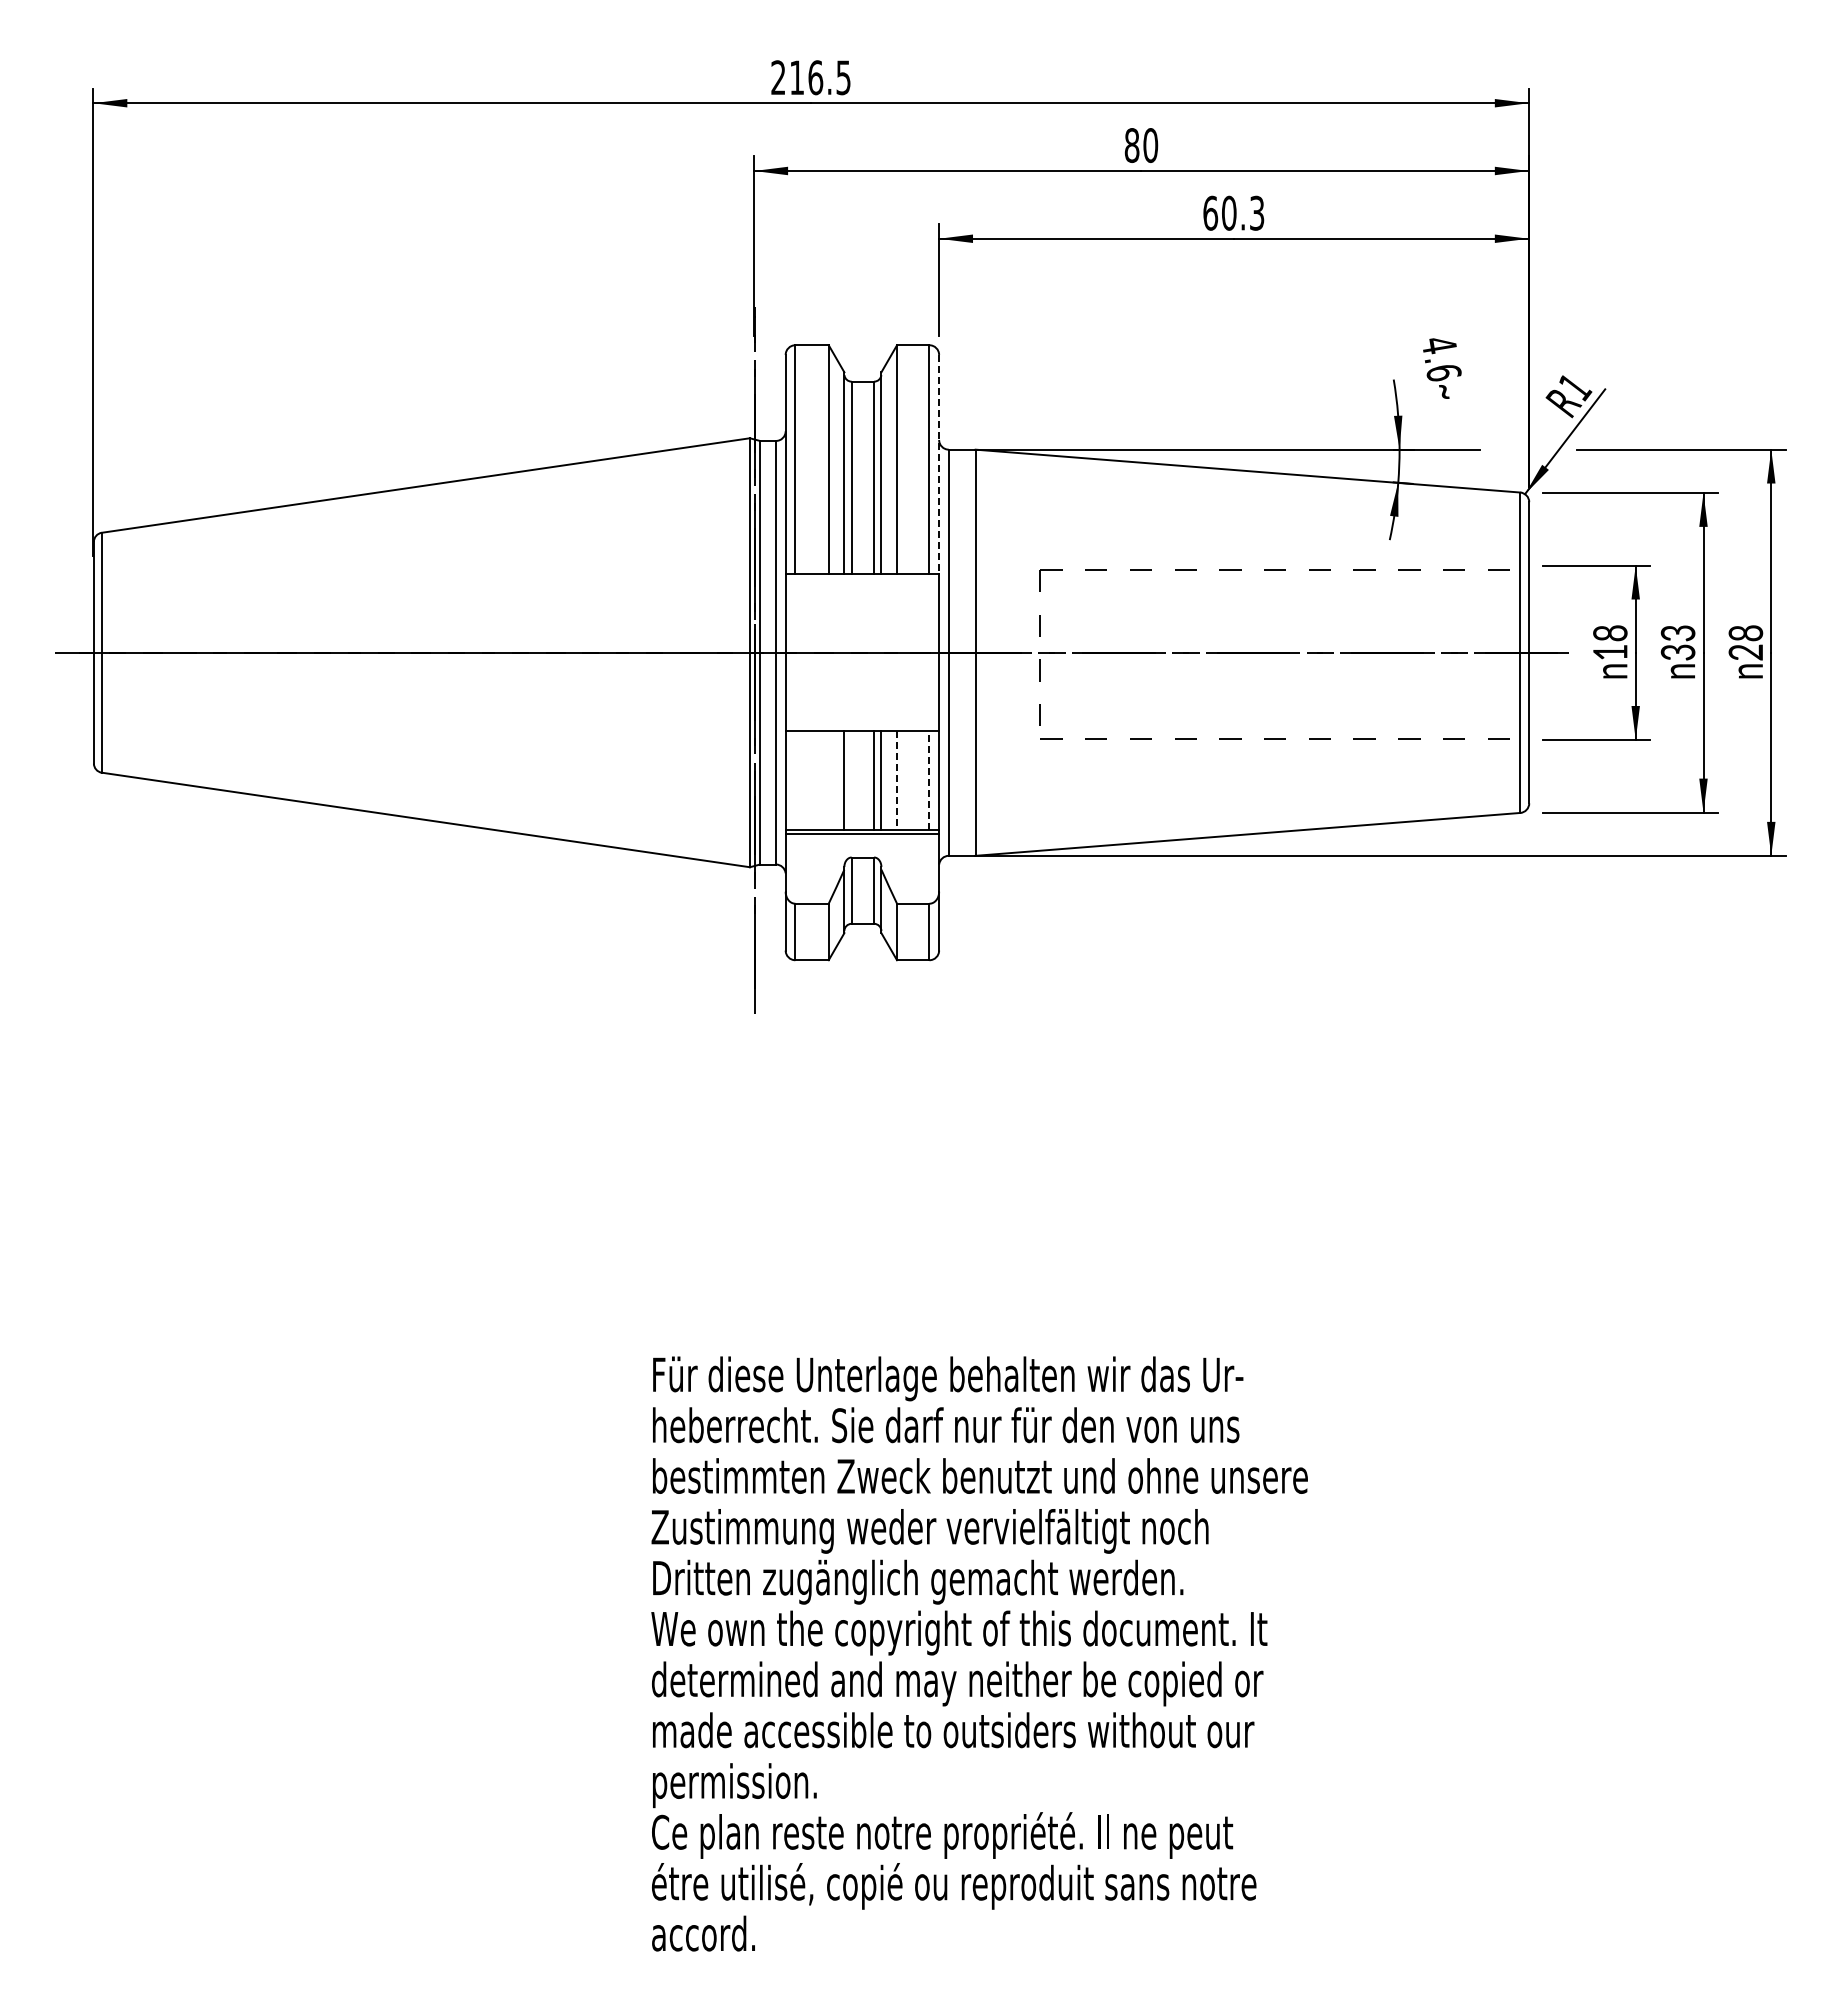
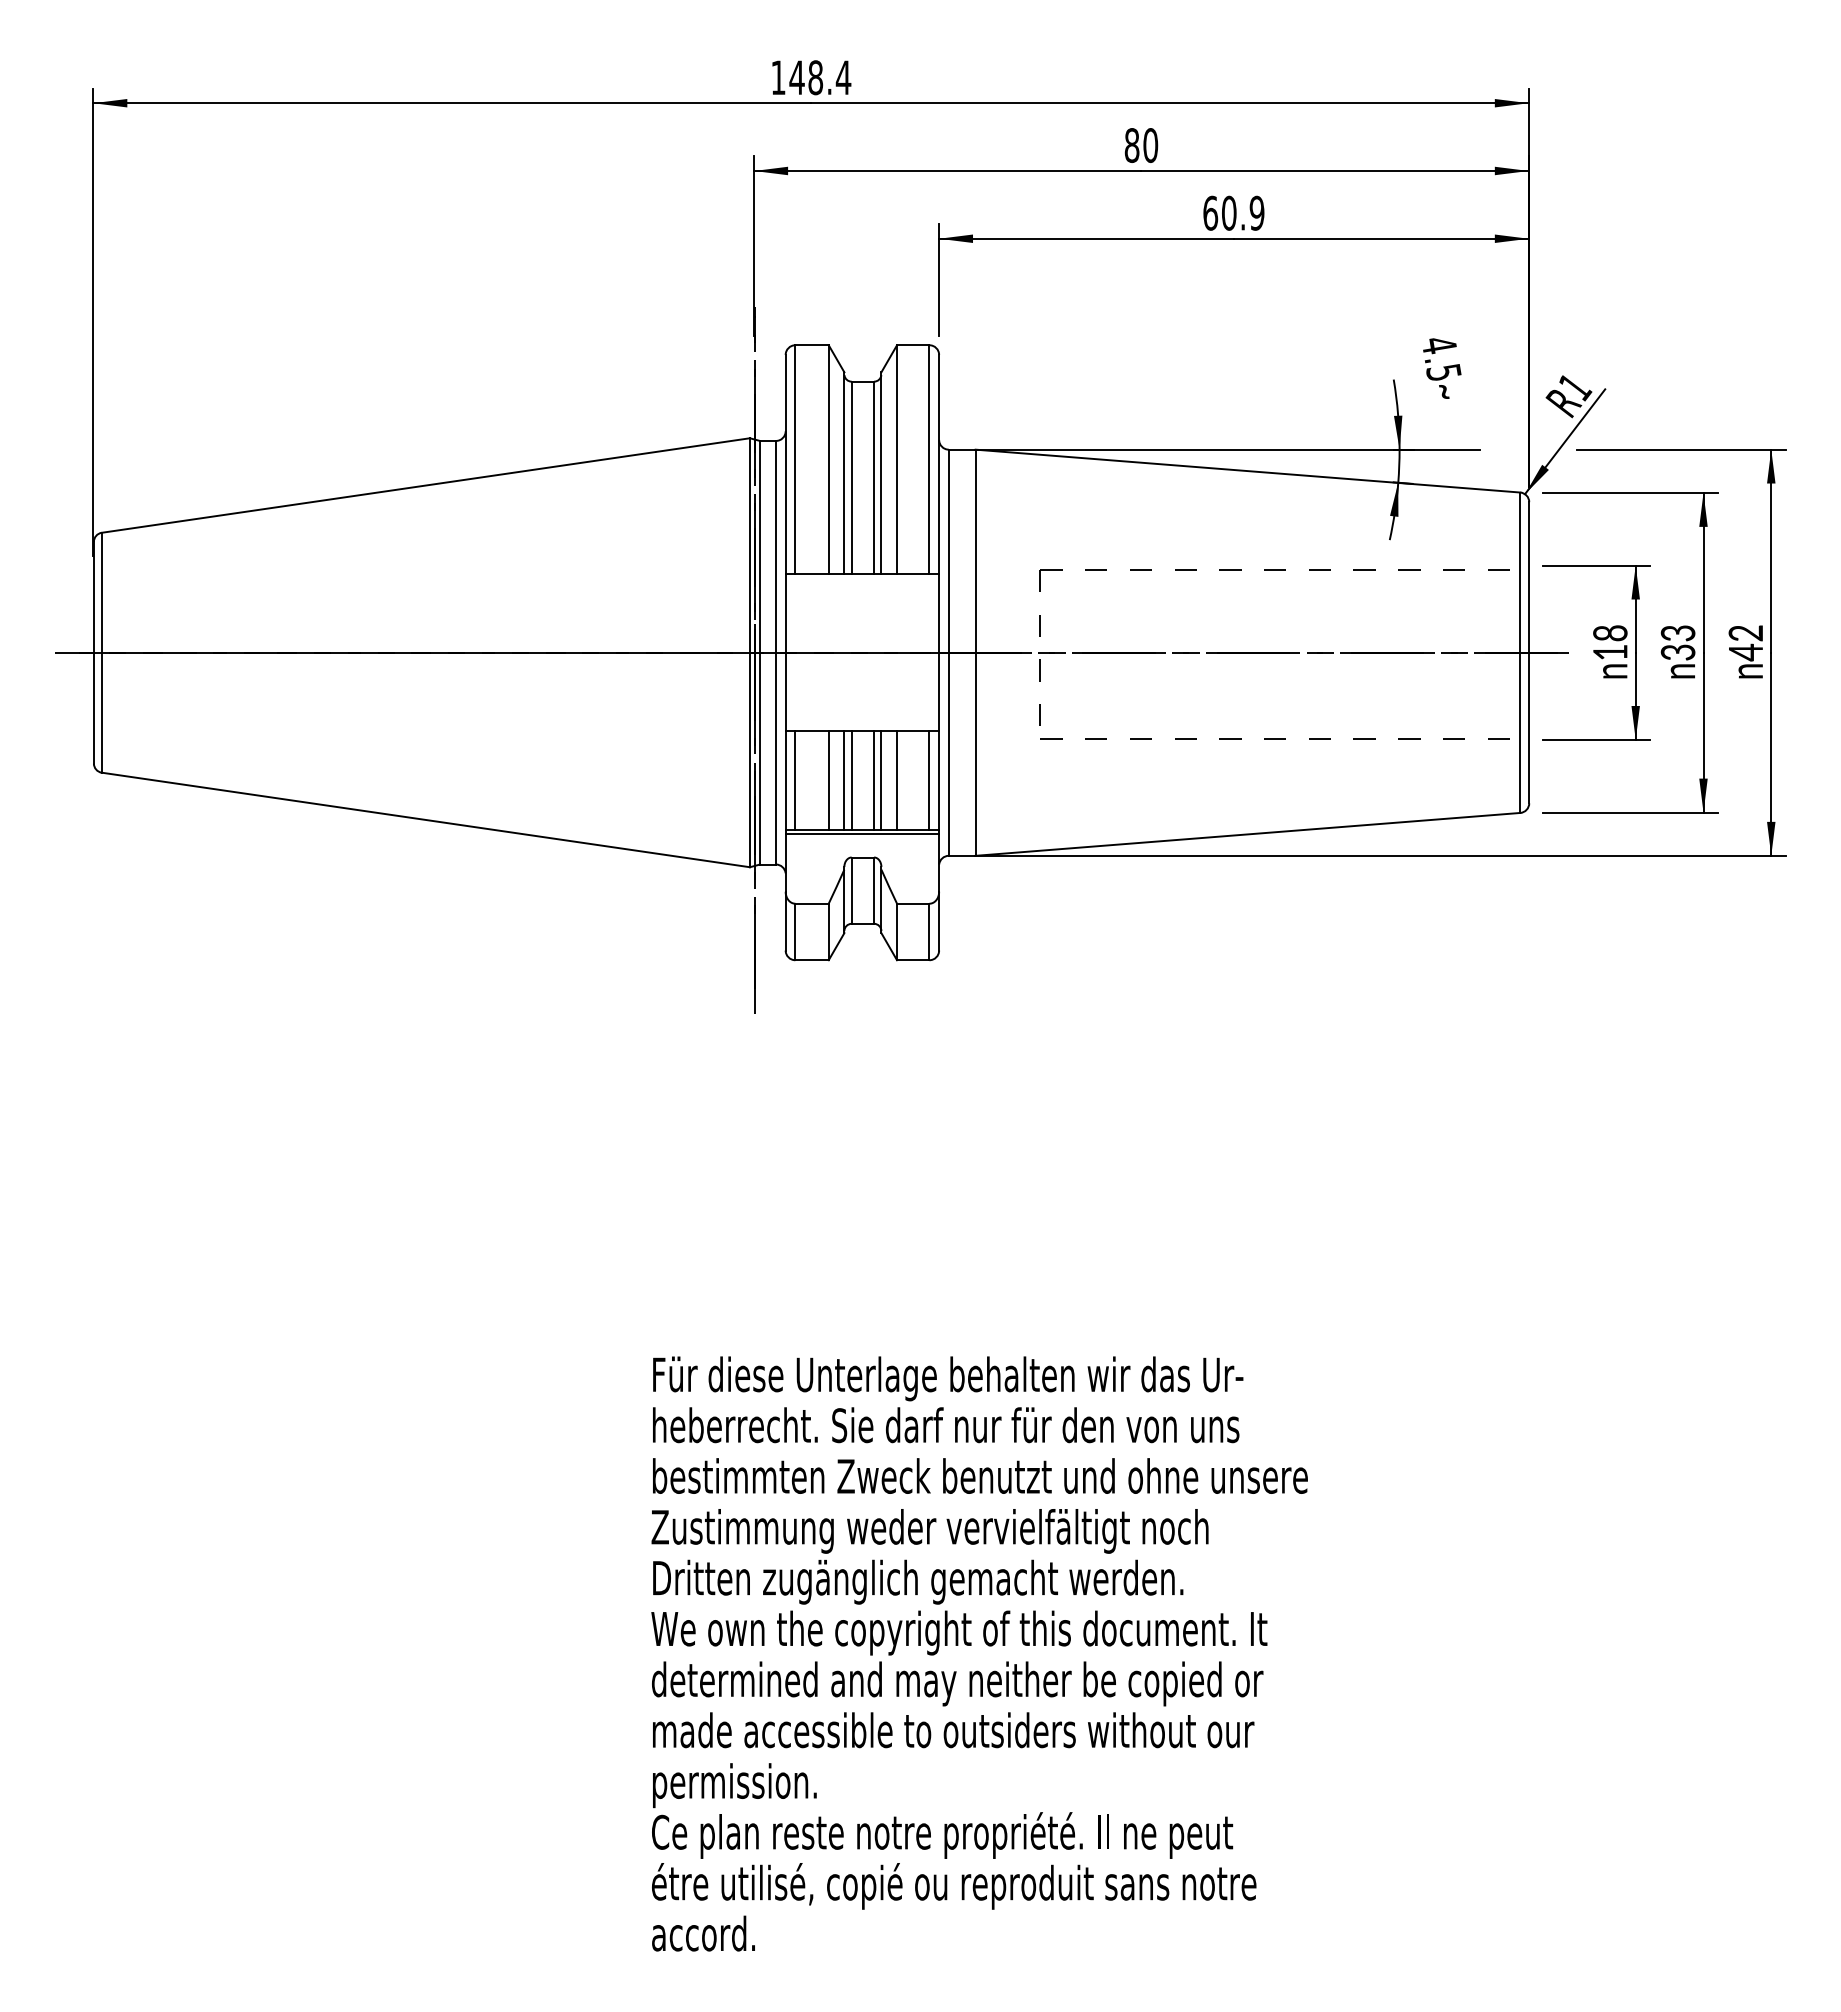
text: 216.5 -> 148.4 (811, 77)
text: 60.3 -> 60.9 (1256, 212)
text: 4.6 -> 4.5 (1443, 372)
line: dashed -> solid (939, 464)
text: 28 -> 42 (1745, 643)
line: none -> present (795, 780)
line: none -> present (828, 780)
line: none -> present (851, 780)
line: dashed -> solid (897, 780)
line: dashed -> solid (929, 780)
